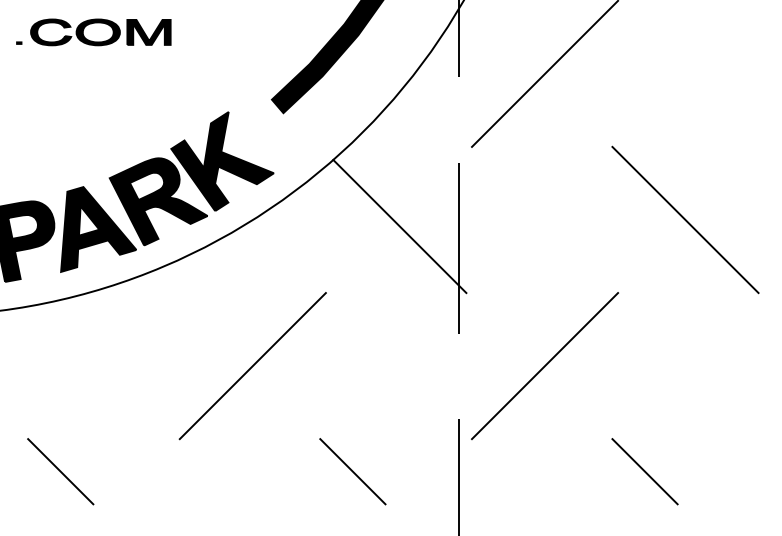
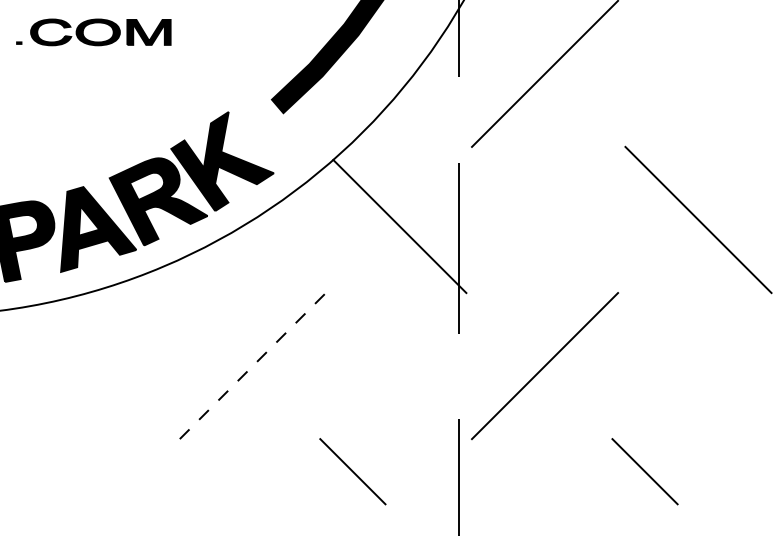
line position: (685, 219) -> (698, 219) (698, 219)
line: solid -> dashed (253, 365)
line: present -> none (60, 471)
